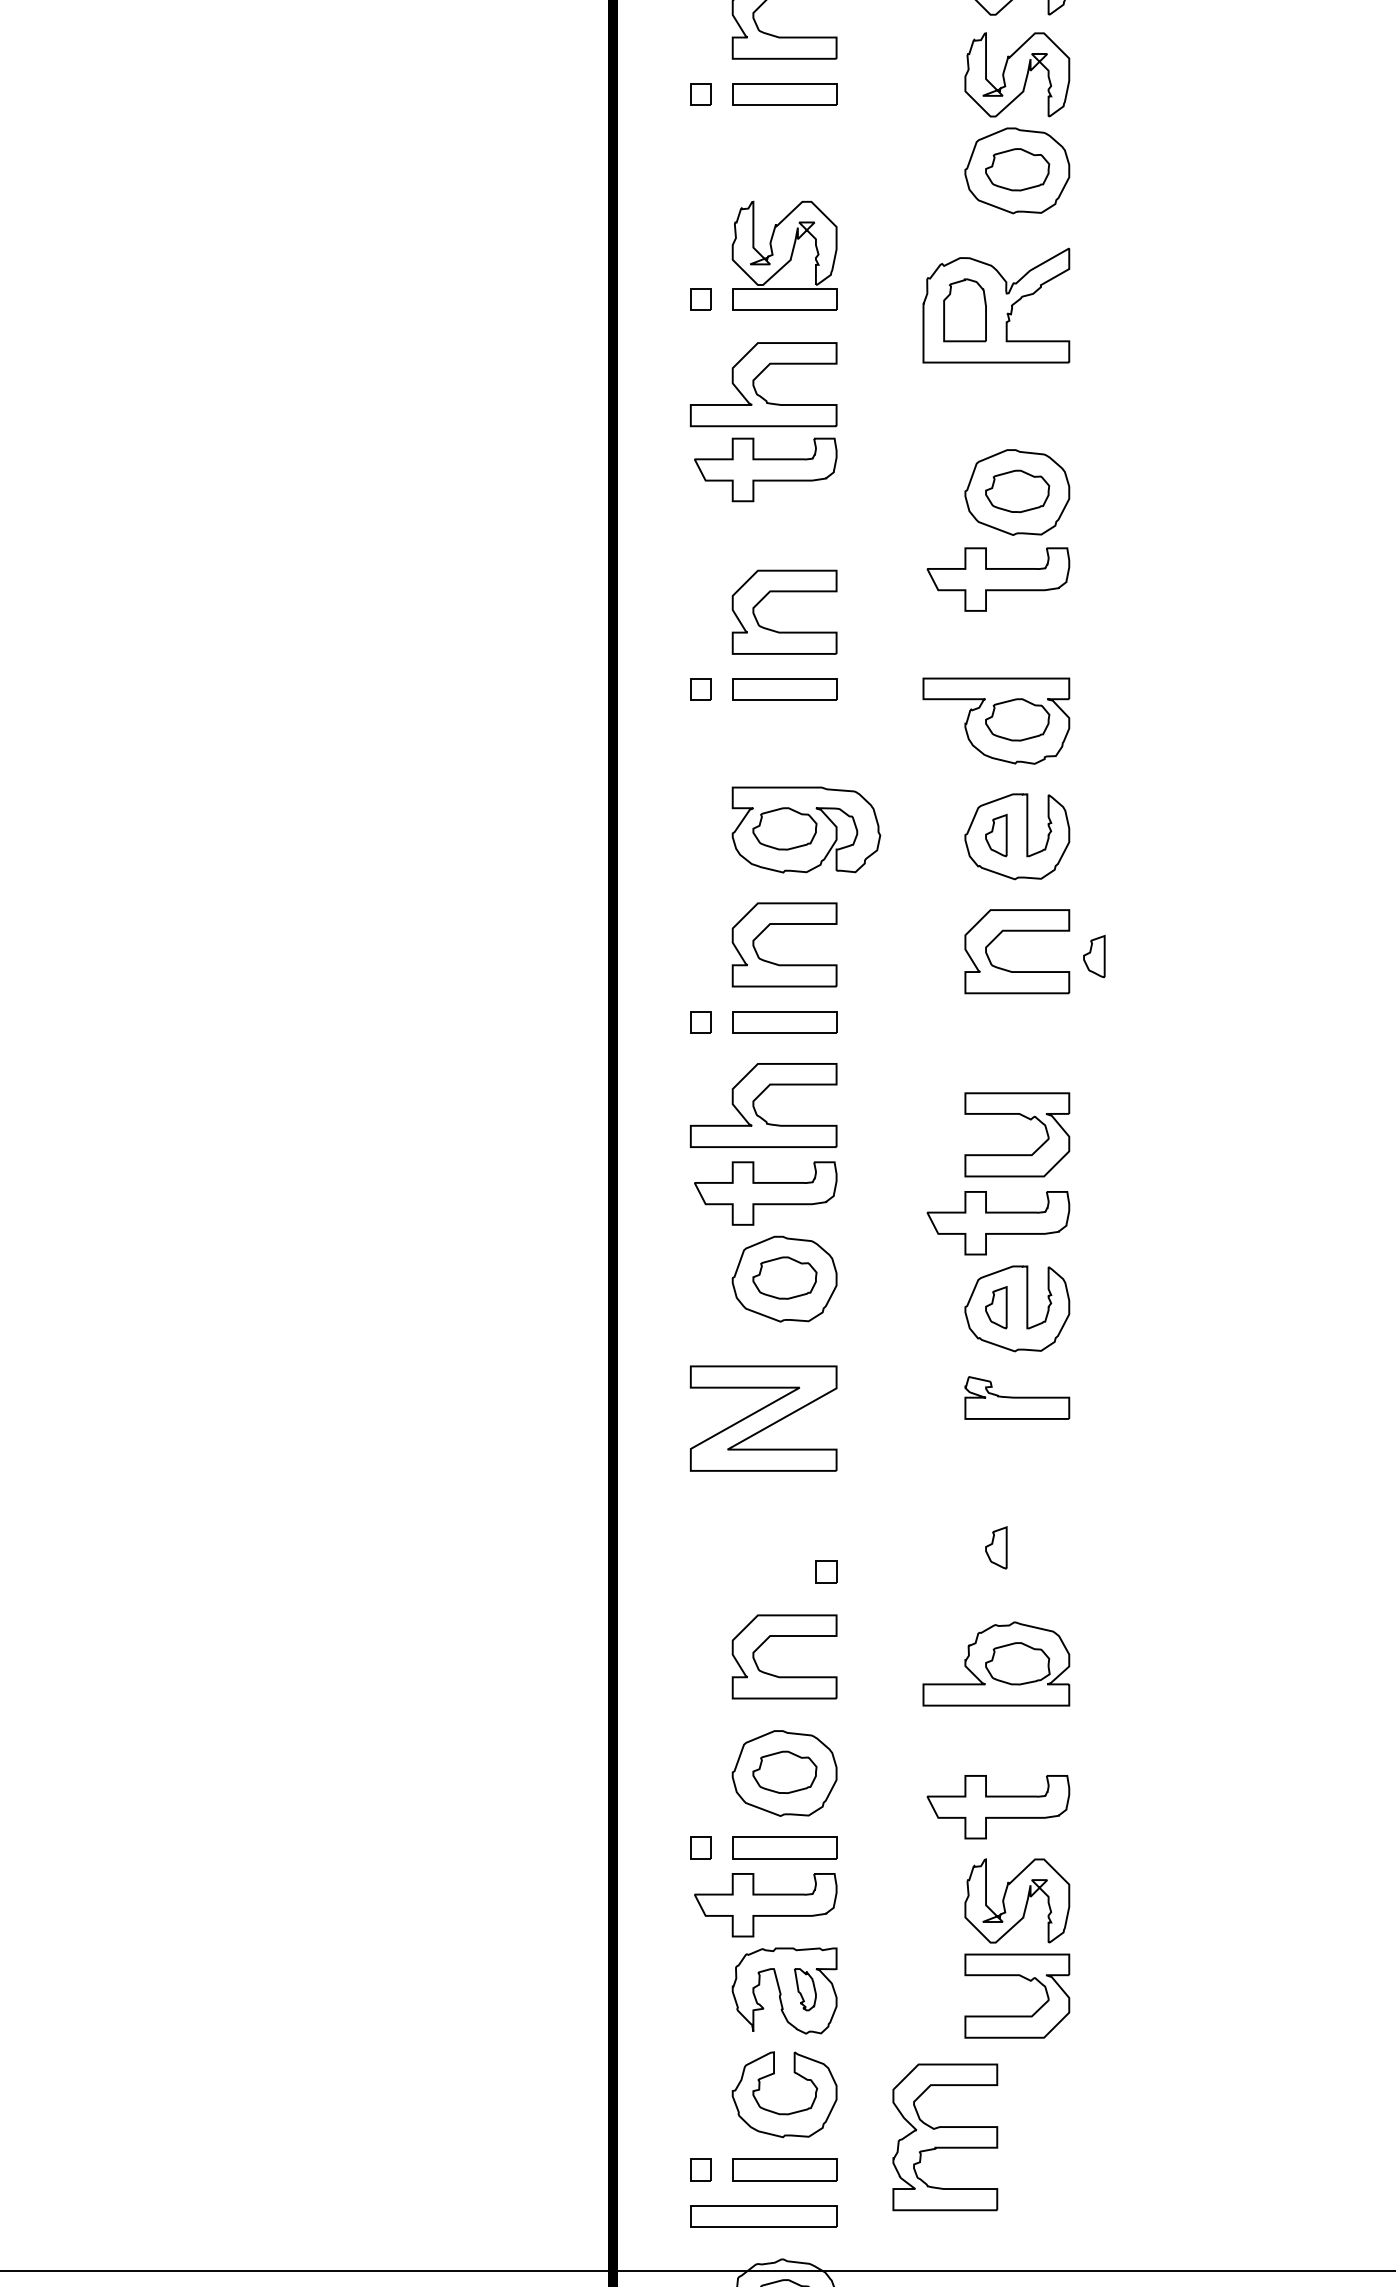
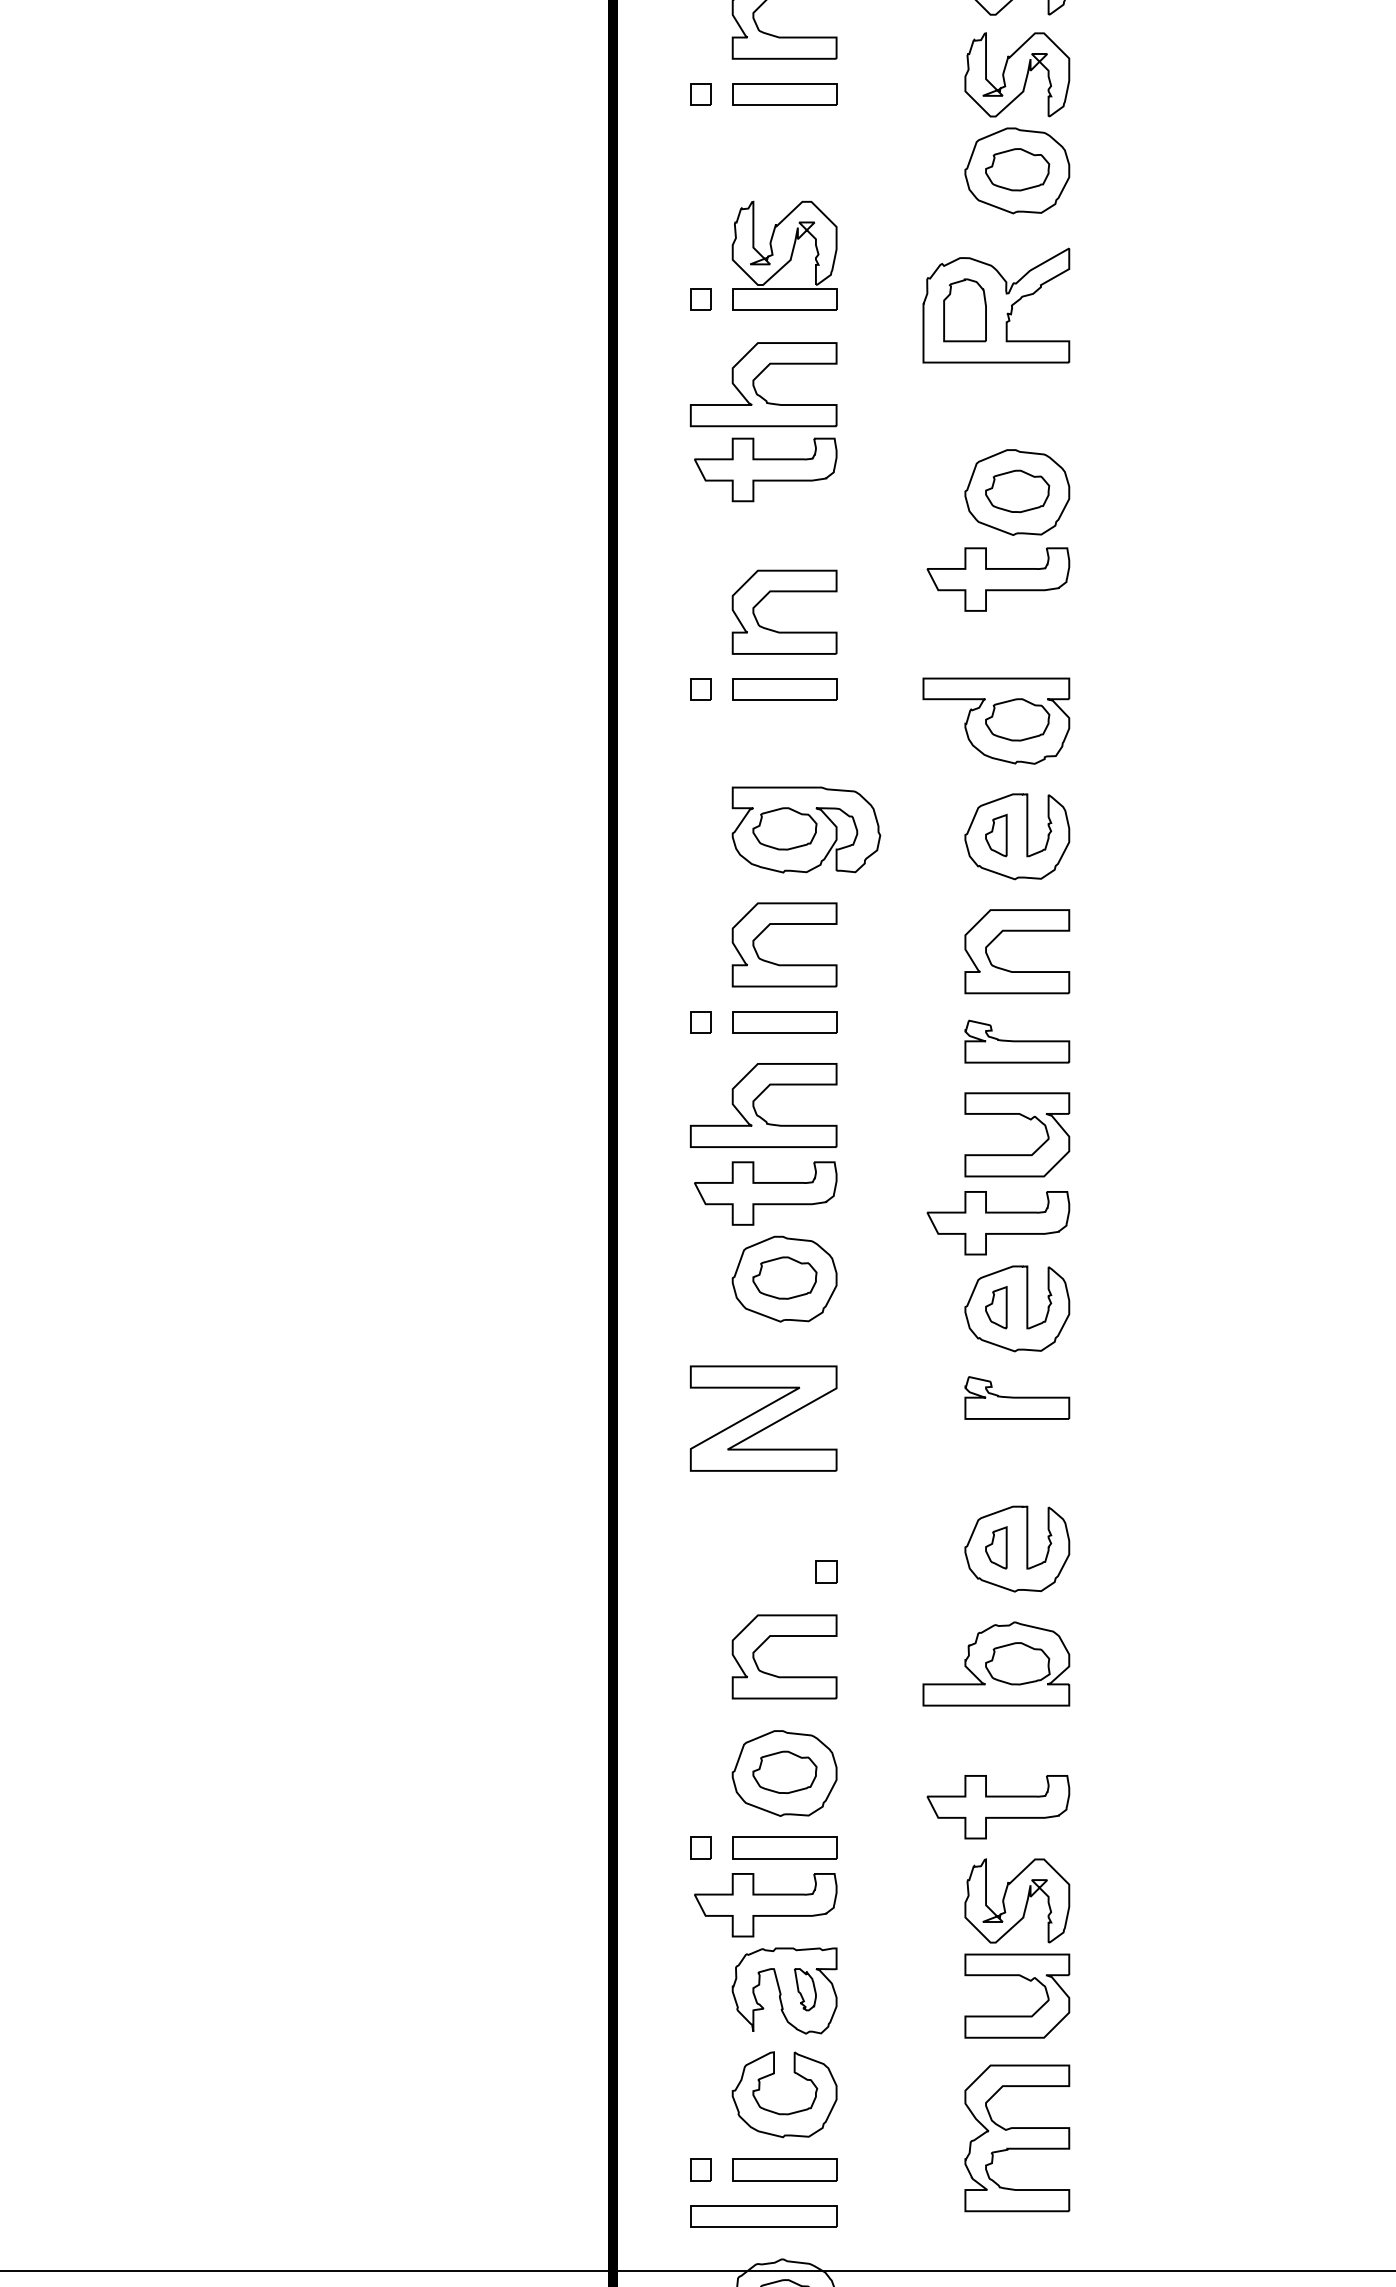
part: present -> none (1094, 956)
part: none -> present (1017, 1041)
part: none -> present (1017, 1548)
part position: (945, 2137) -> (1017, 2138) (1017, 2138)
